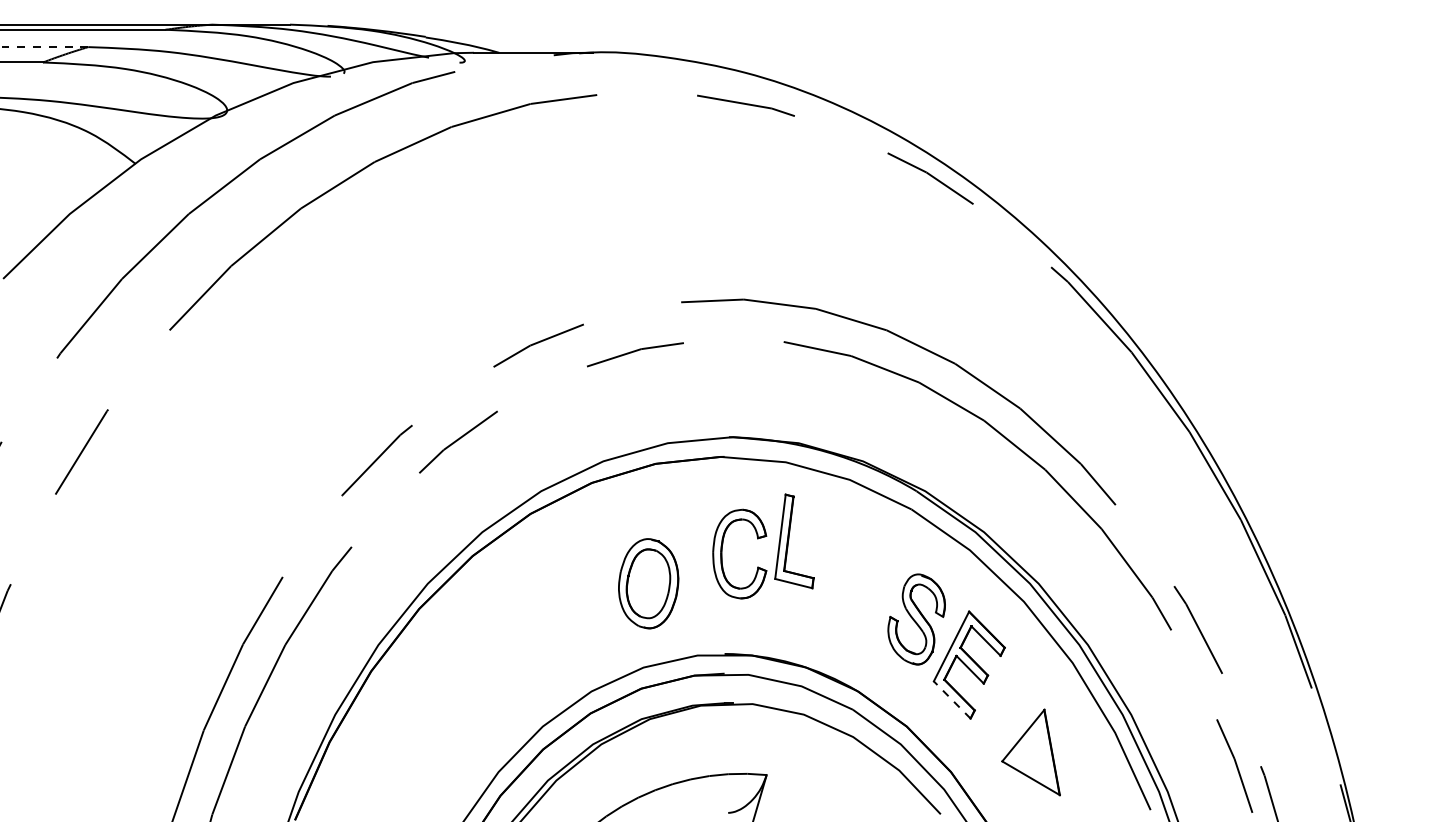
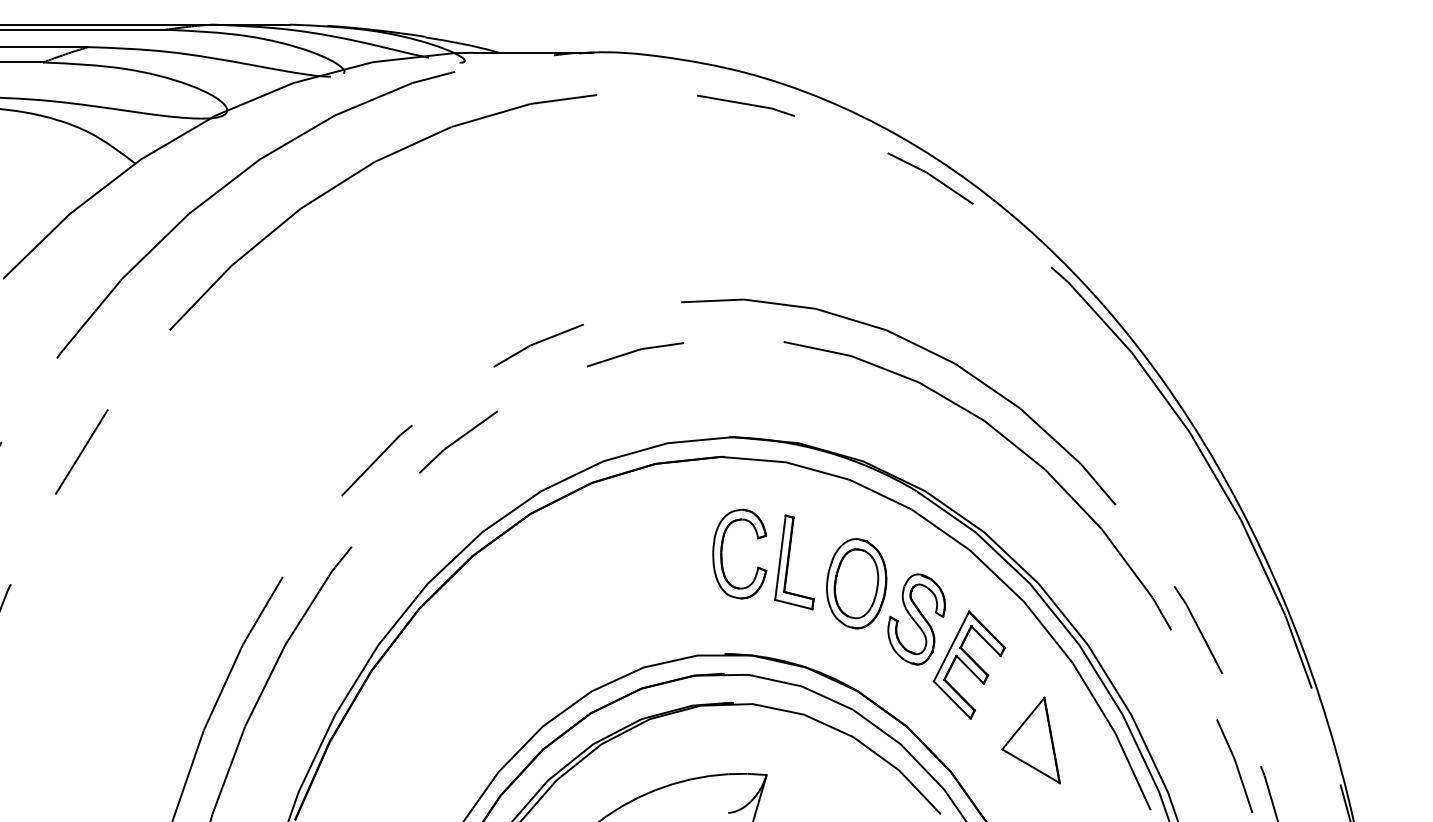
line: dashed -> solid (44, 47)
part position: (794, 541) -> (794, 562) (794, 562)
part position: (648, 583) -> (856, 583) (856, 583)
line: dashed -> solid (951, 699)
part position: (1030, 752) -> (1030, 740) (1030, 740)
